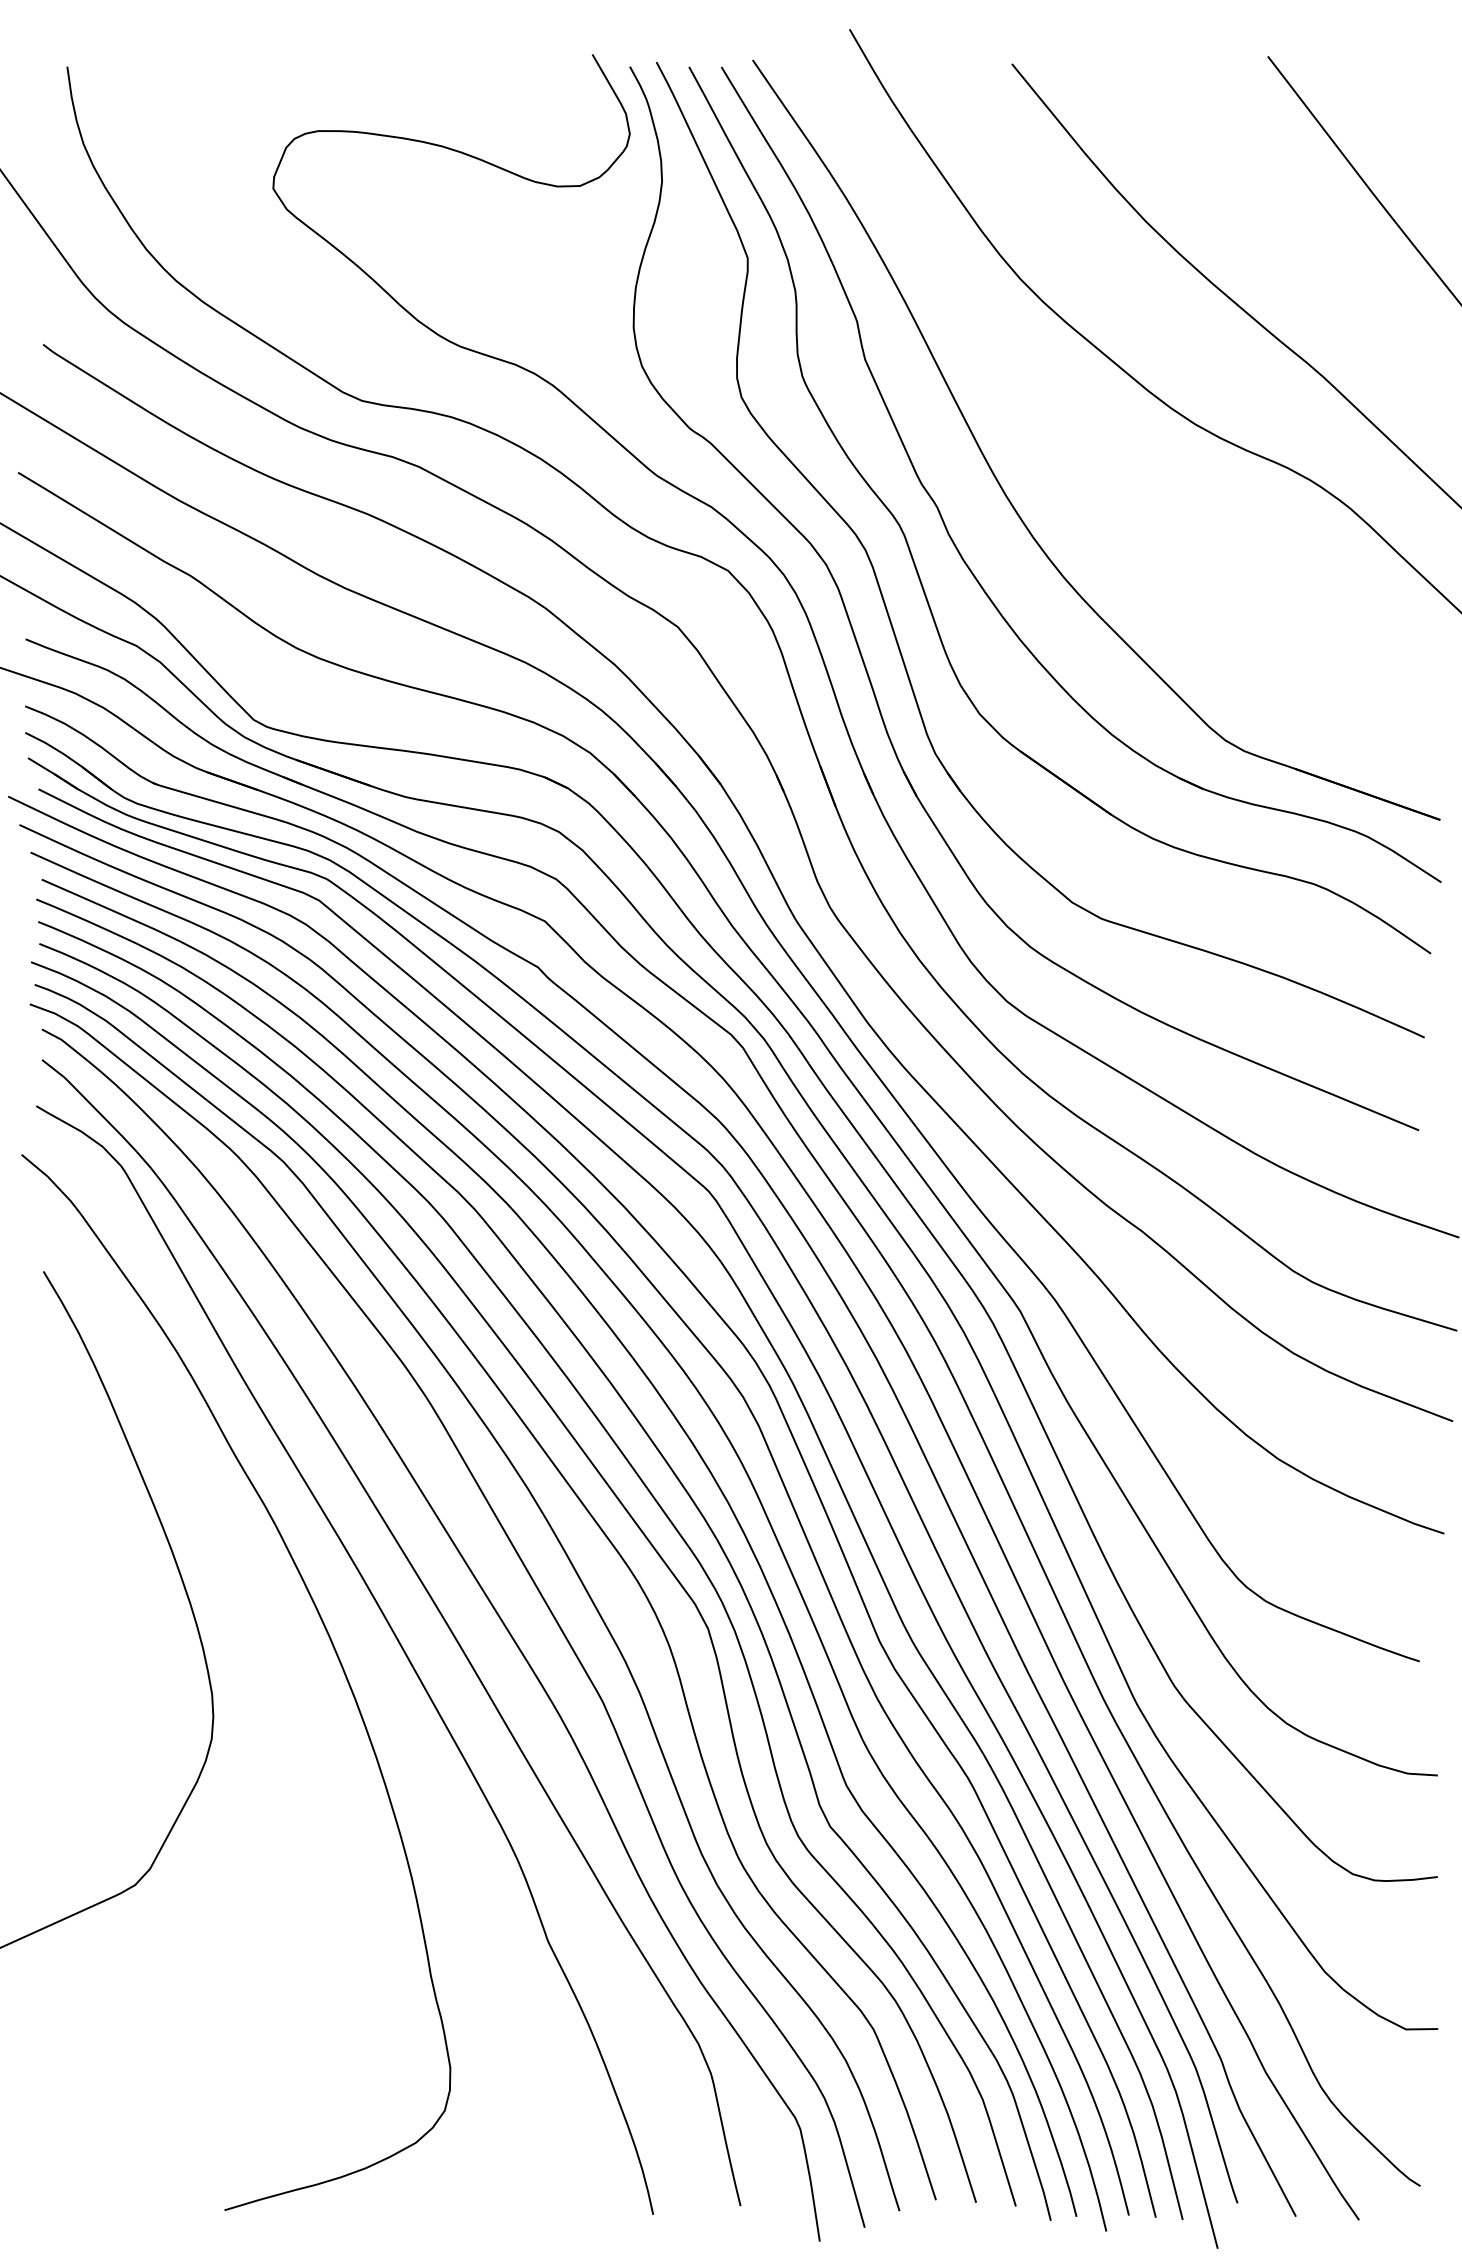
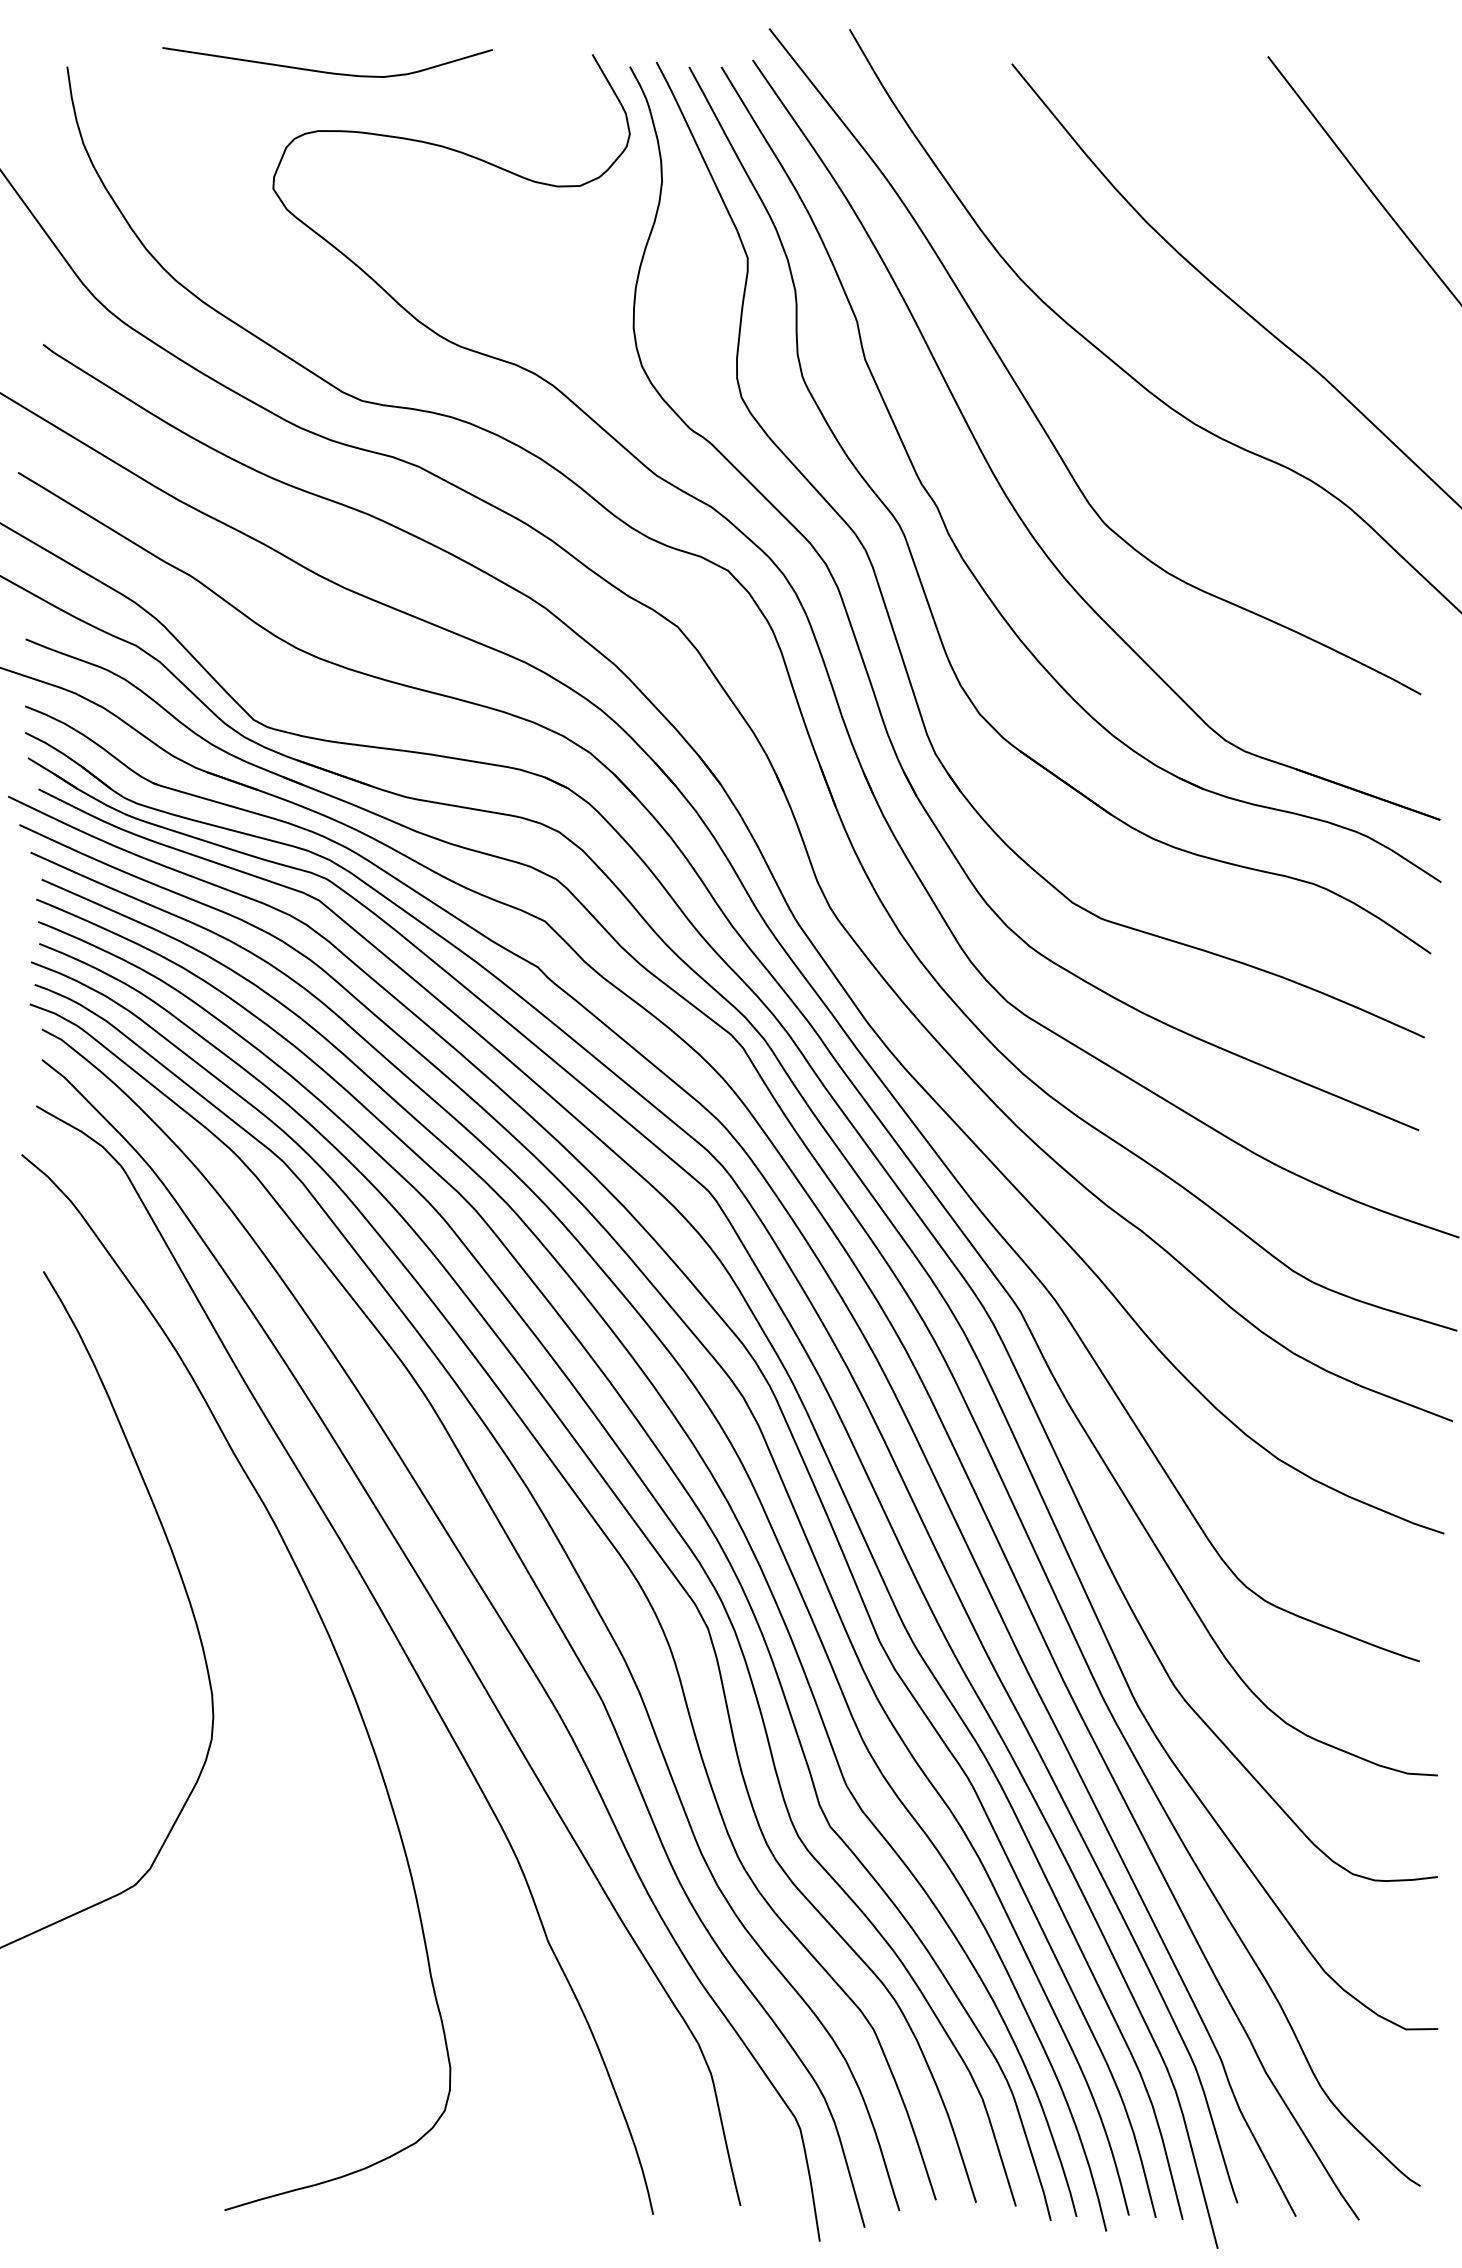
curve: none -> present (327, 71)
curve: none -> present (1029, 403)
